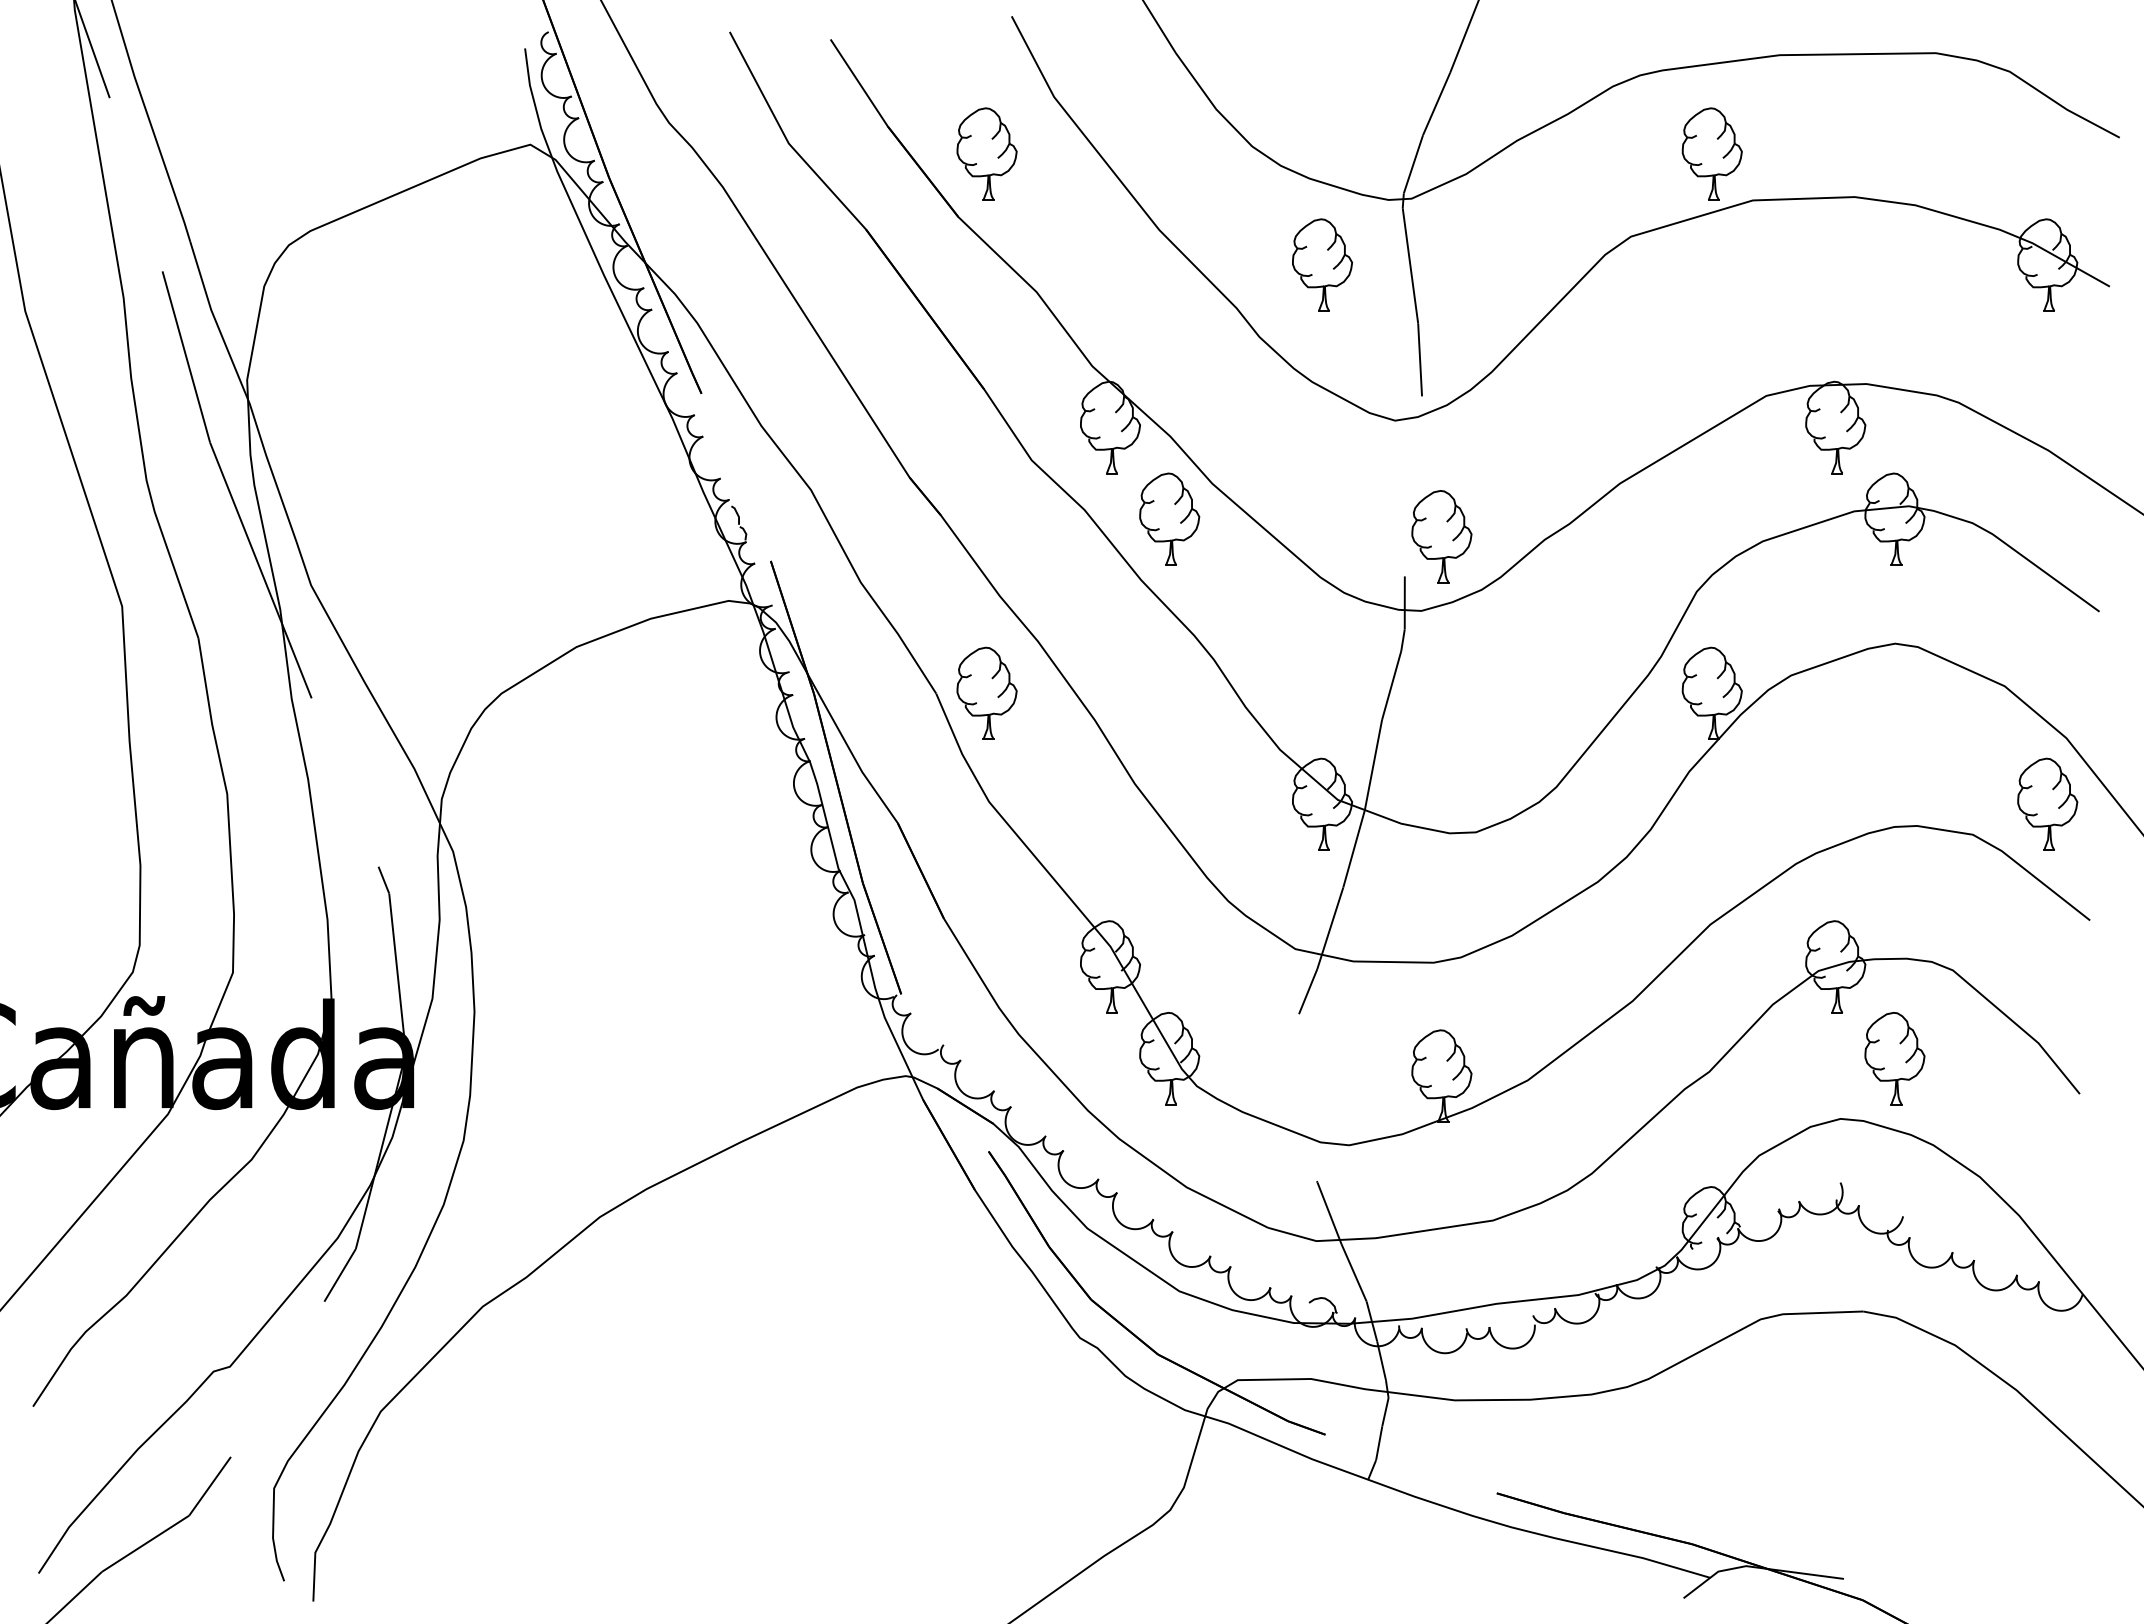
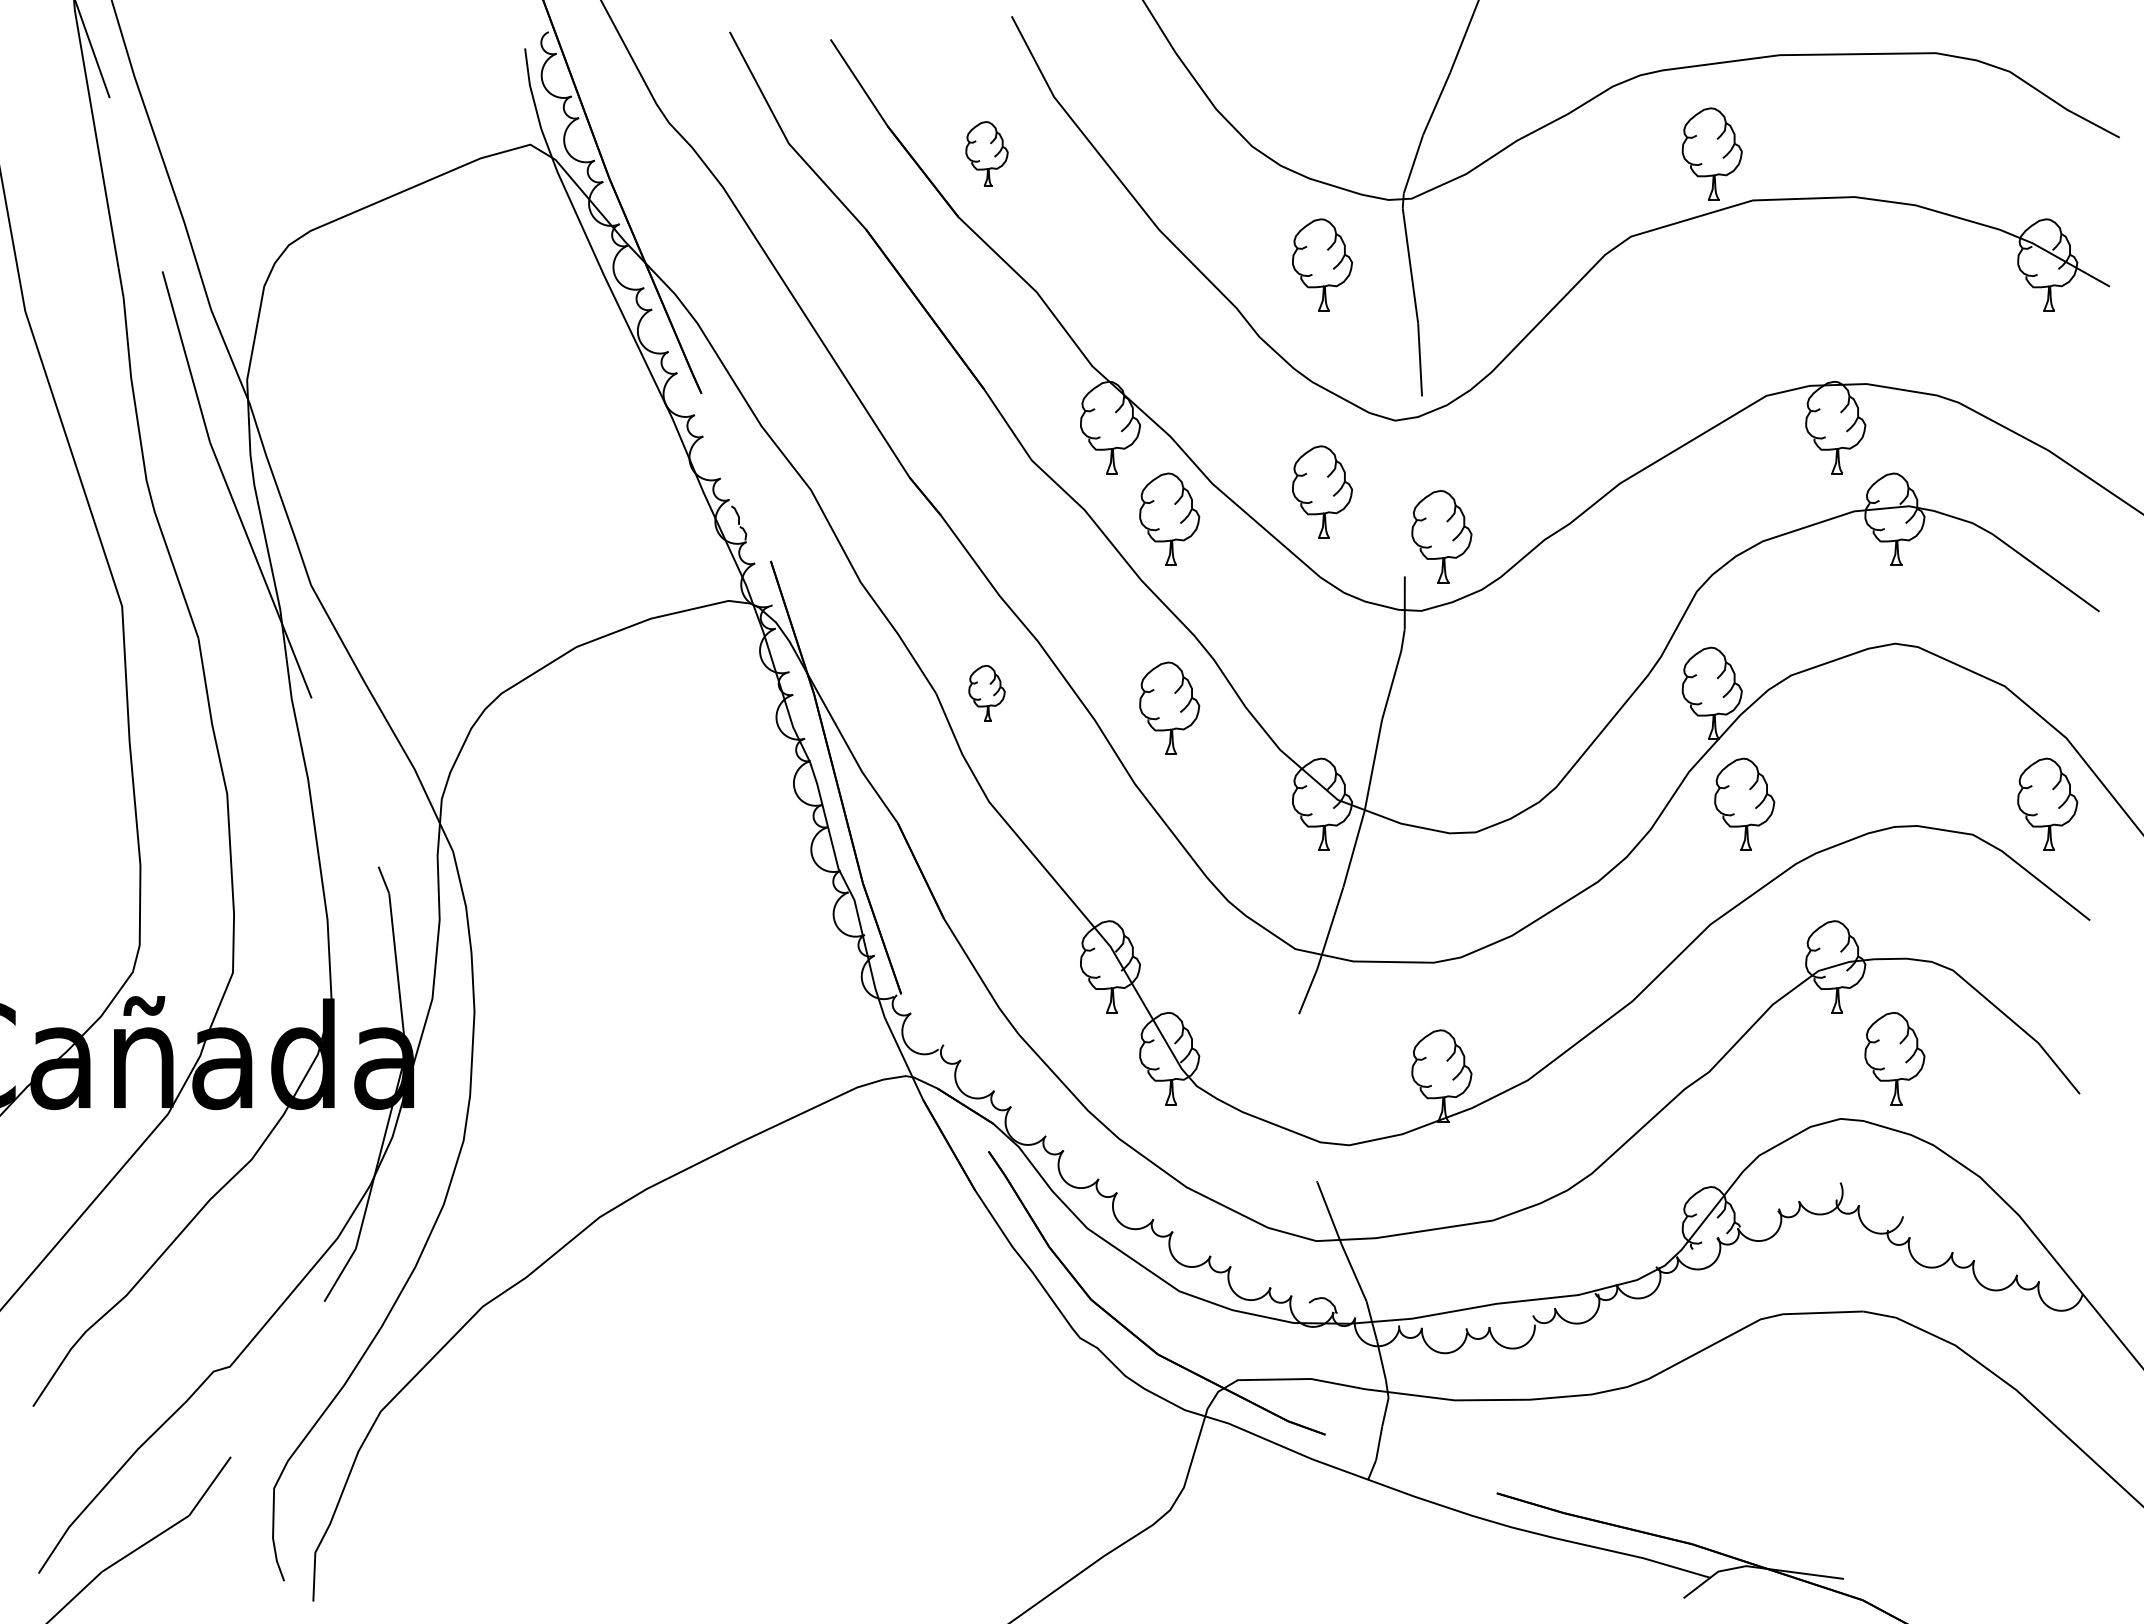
part size: 62x94 px -> 44x66 px (986, 153)
part: none -> present (1322, 491)
part size: 62x94 px -> 38x57 px (986, 693)
part: none -> present (1169, 707)
part: none -> present (1744, 803)
